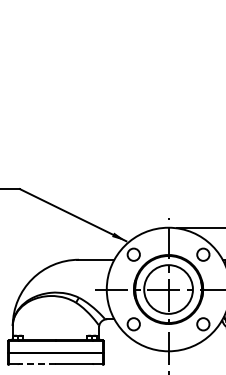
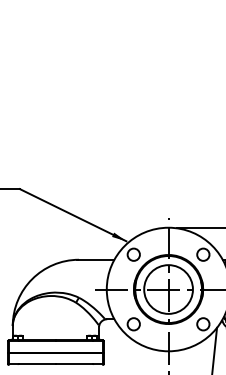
line: none -> present (214, 349)
line: dashed -> solid (37, 364)
